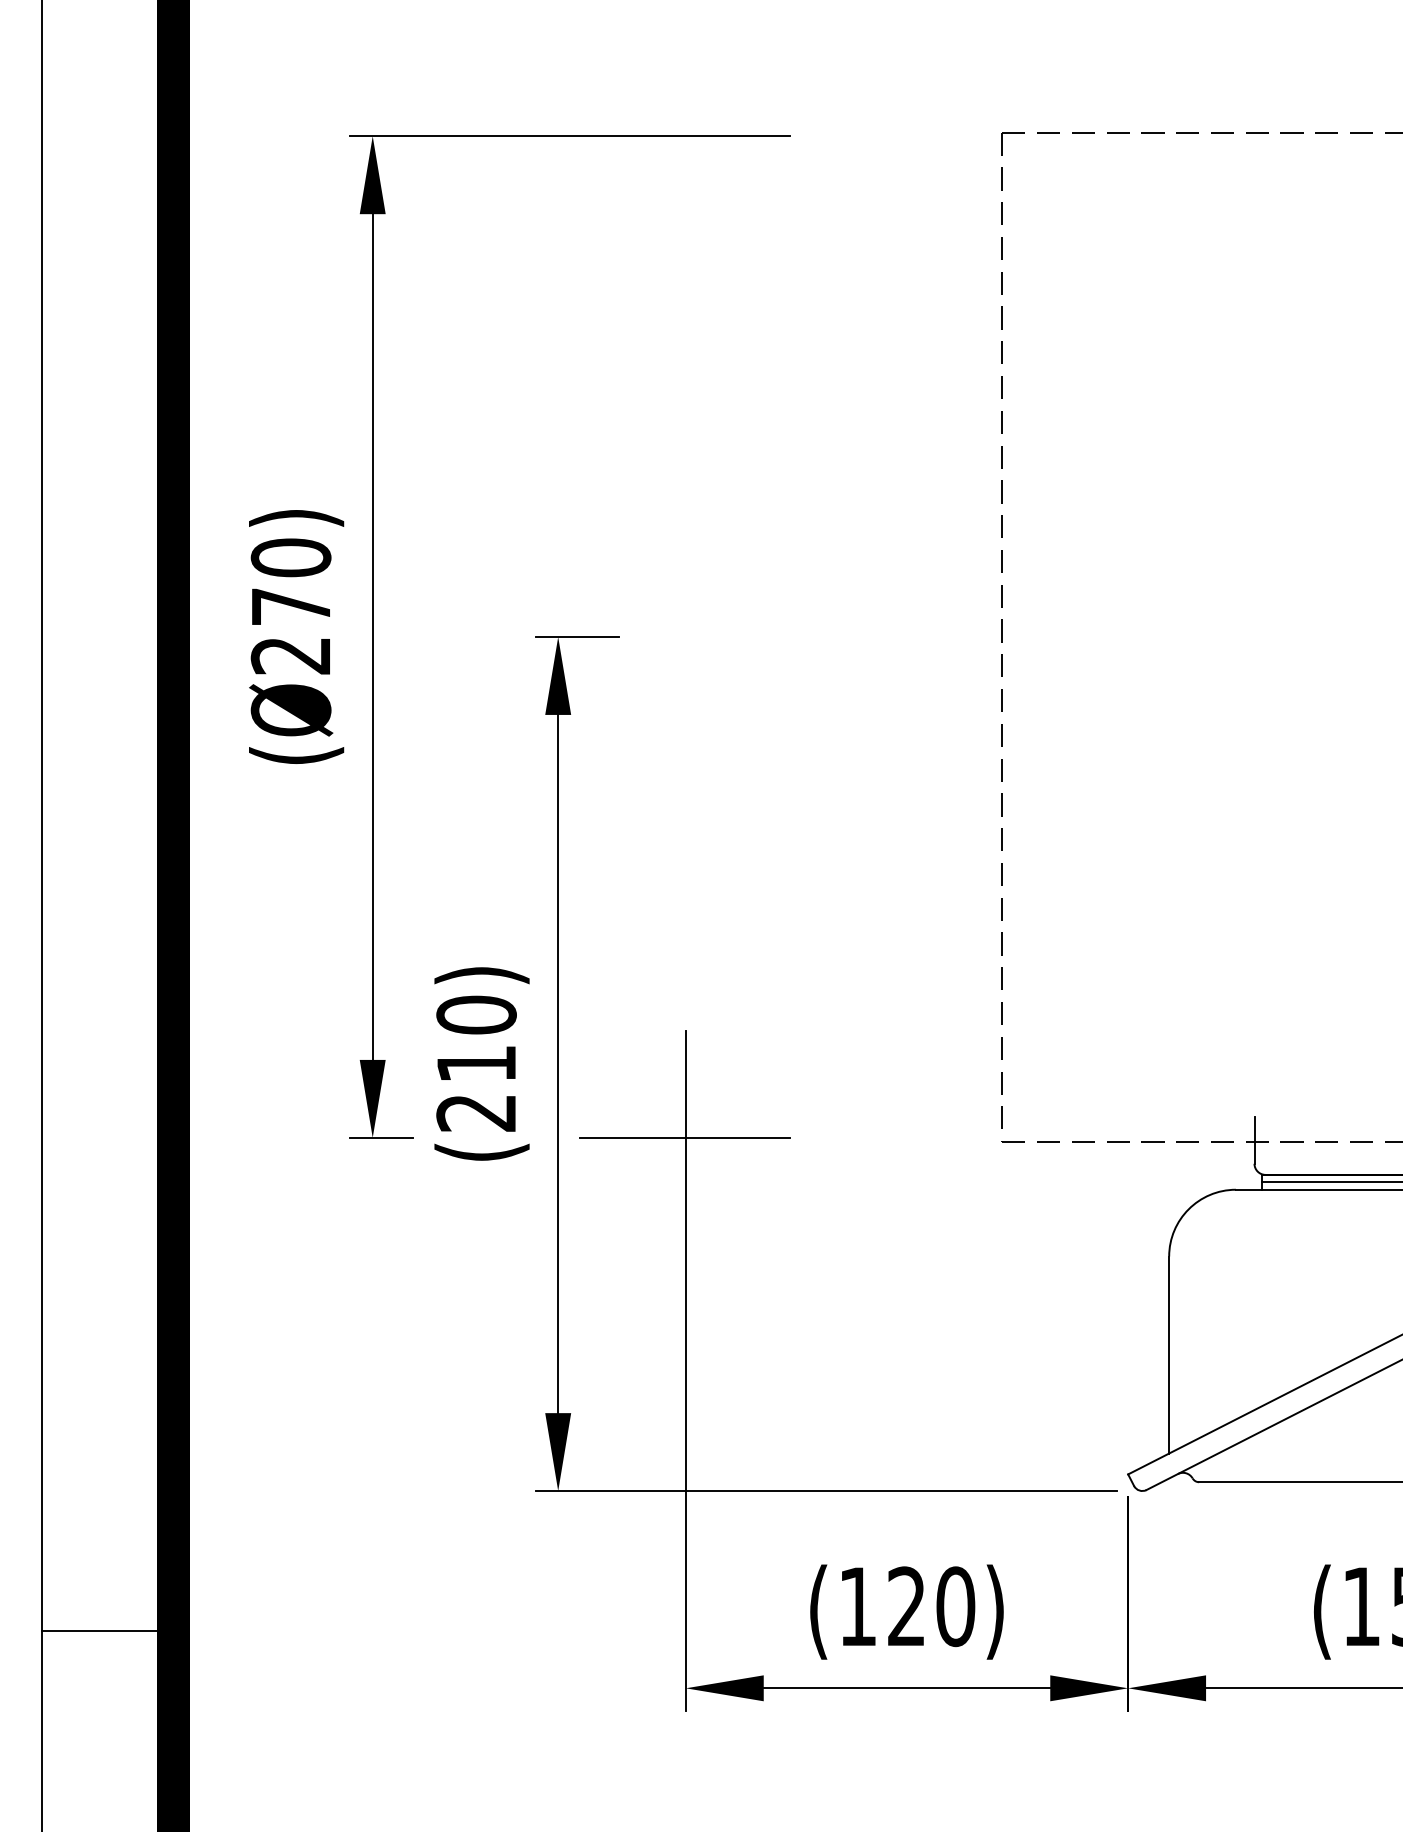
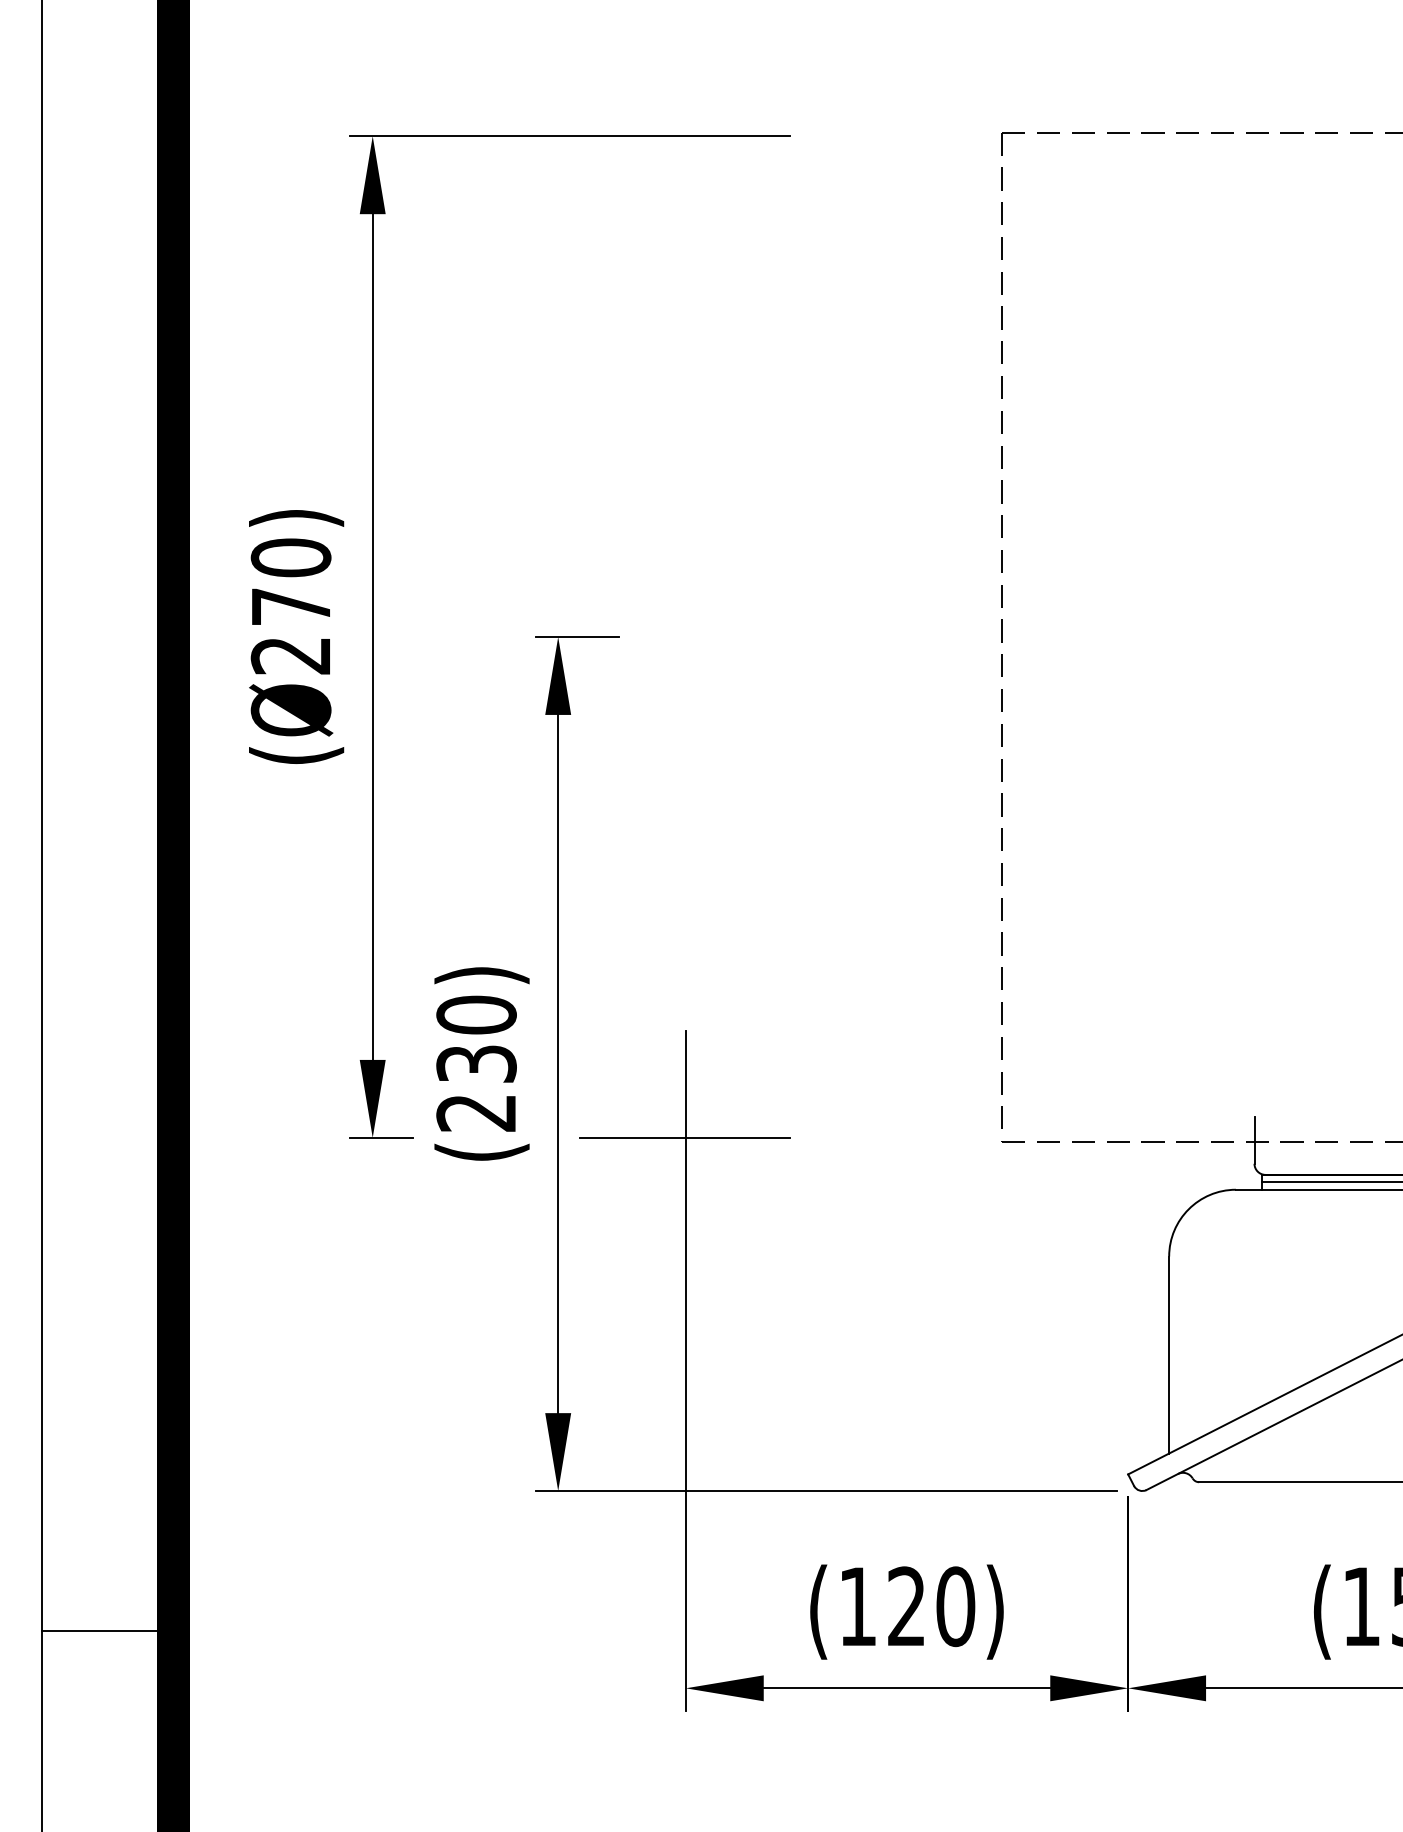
text: (210) -> (230) (476, 1063)
